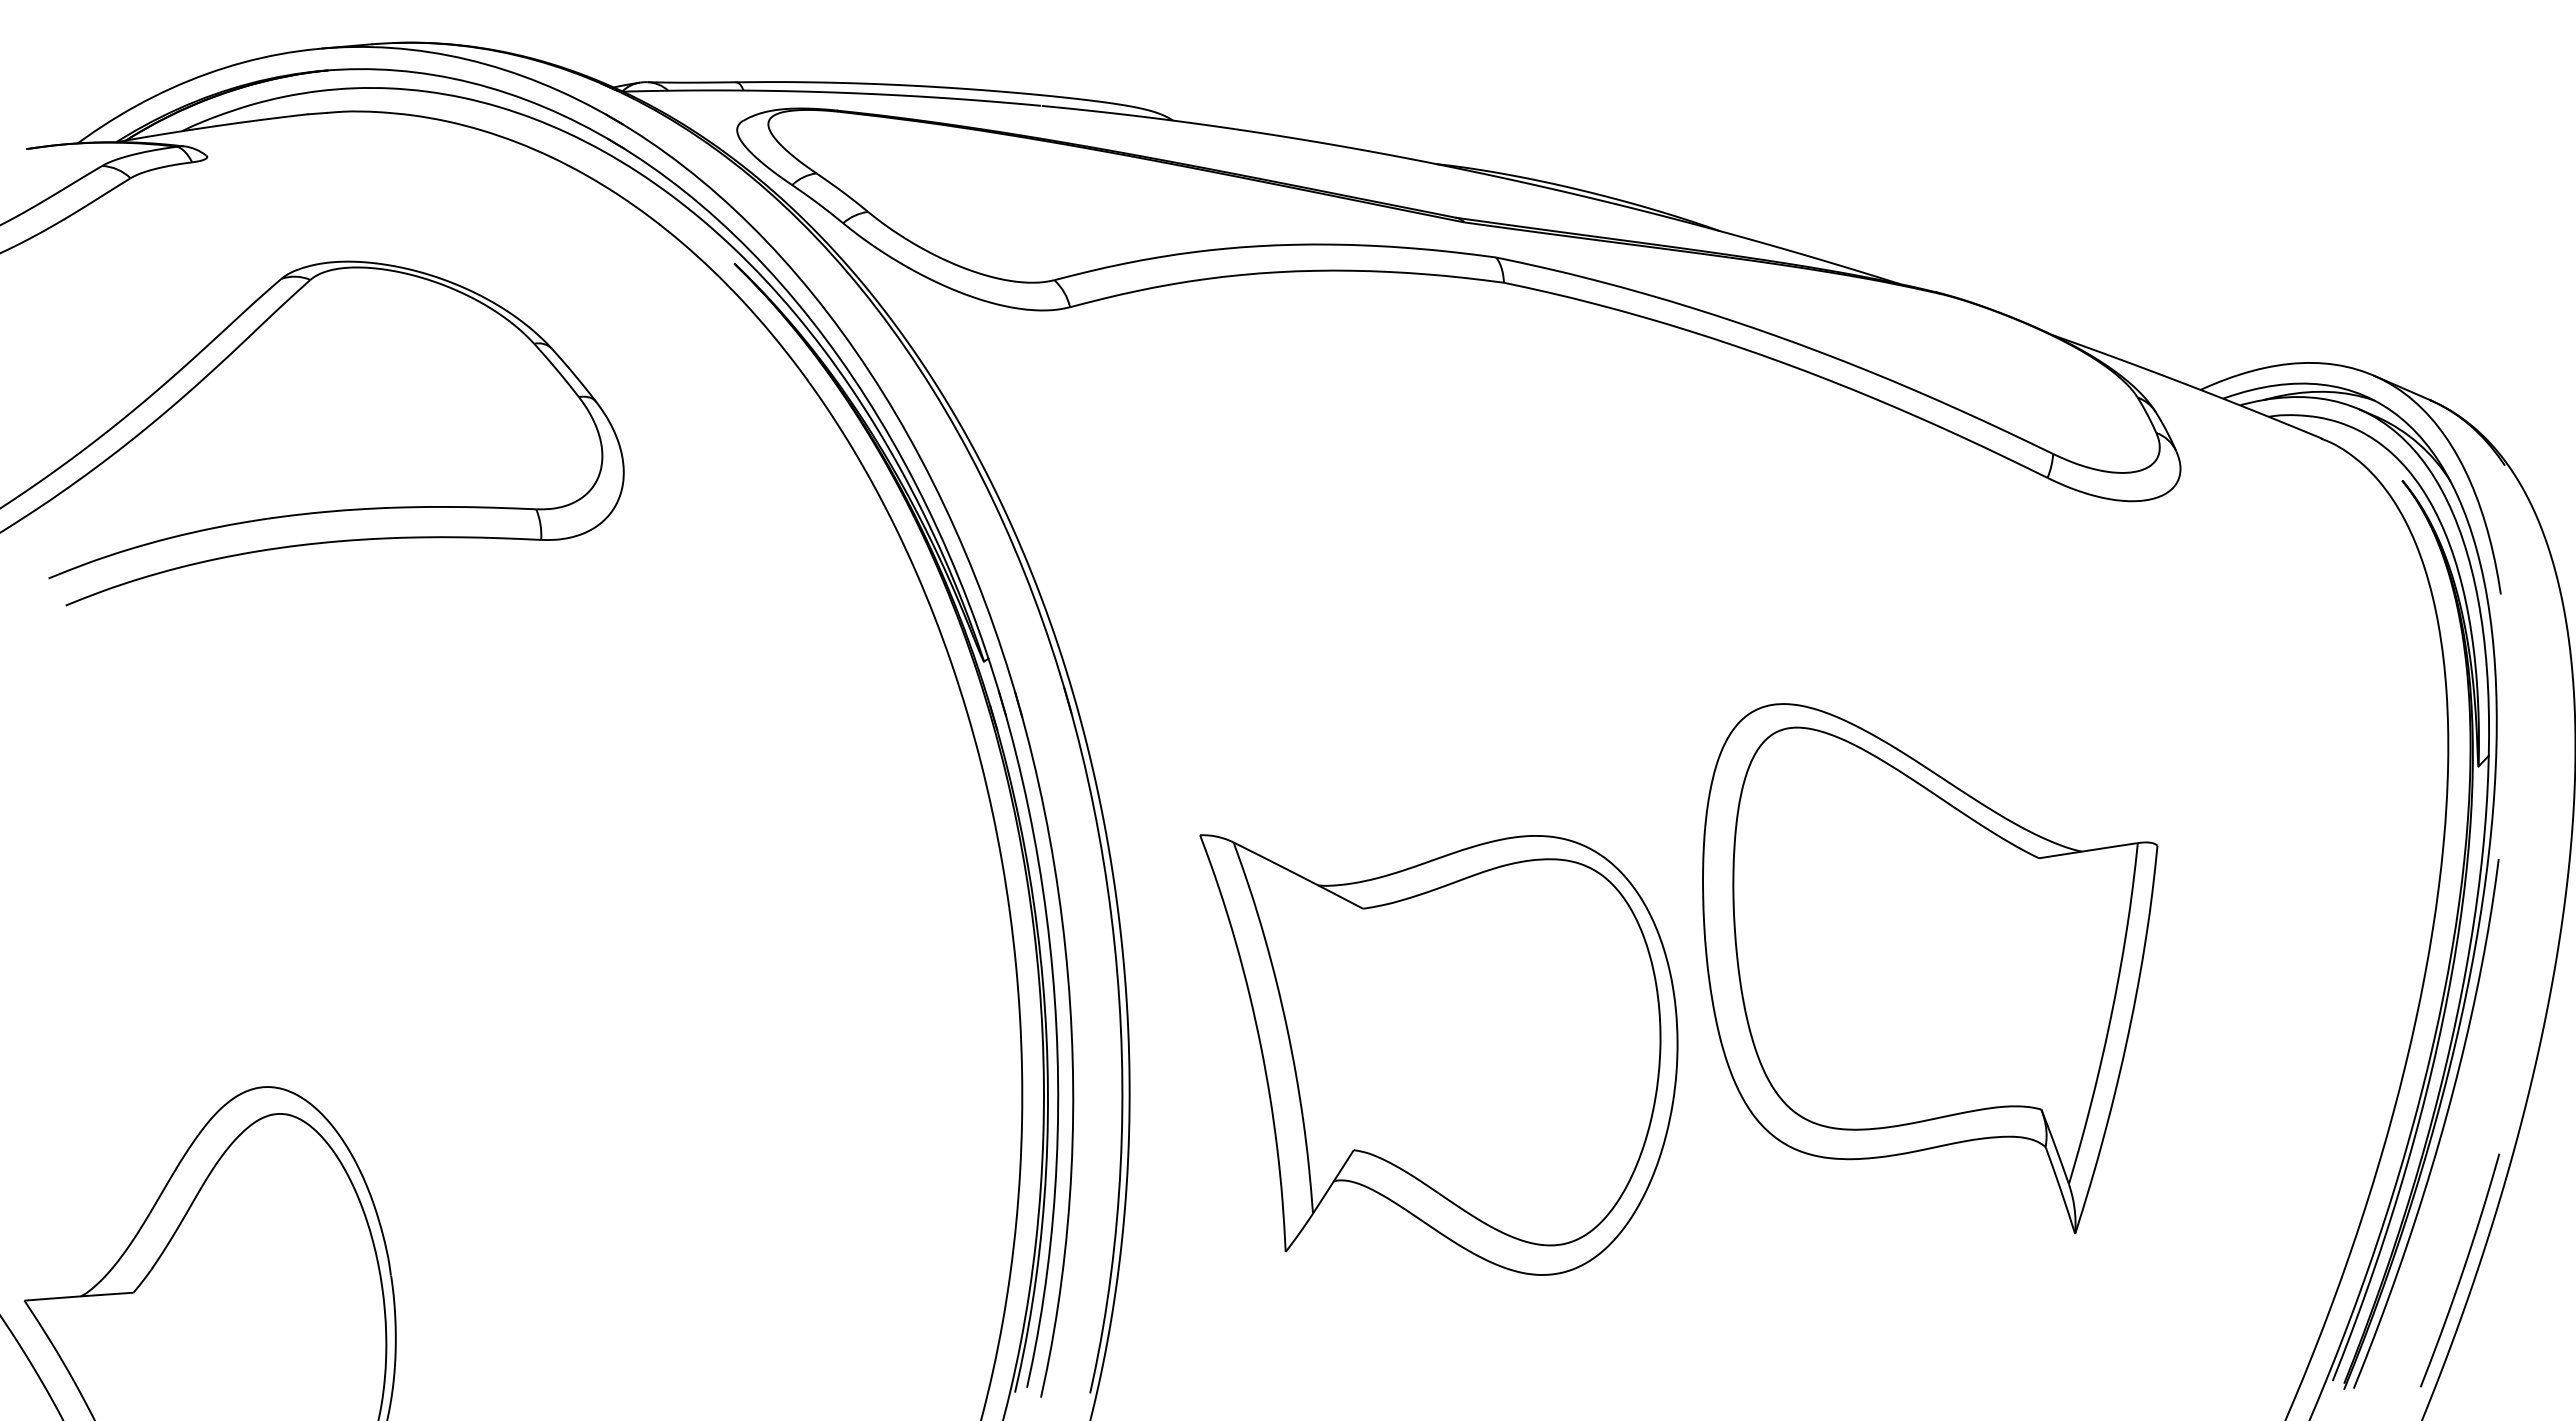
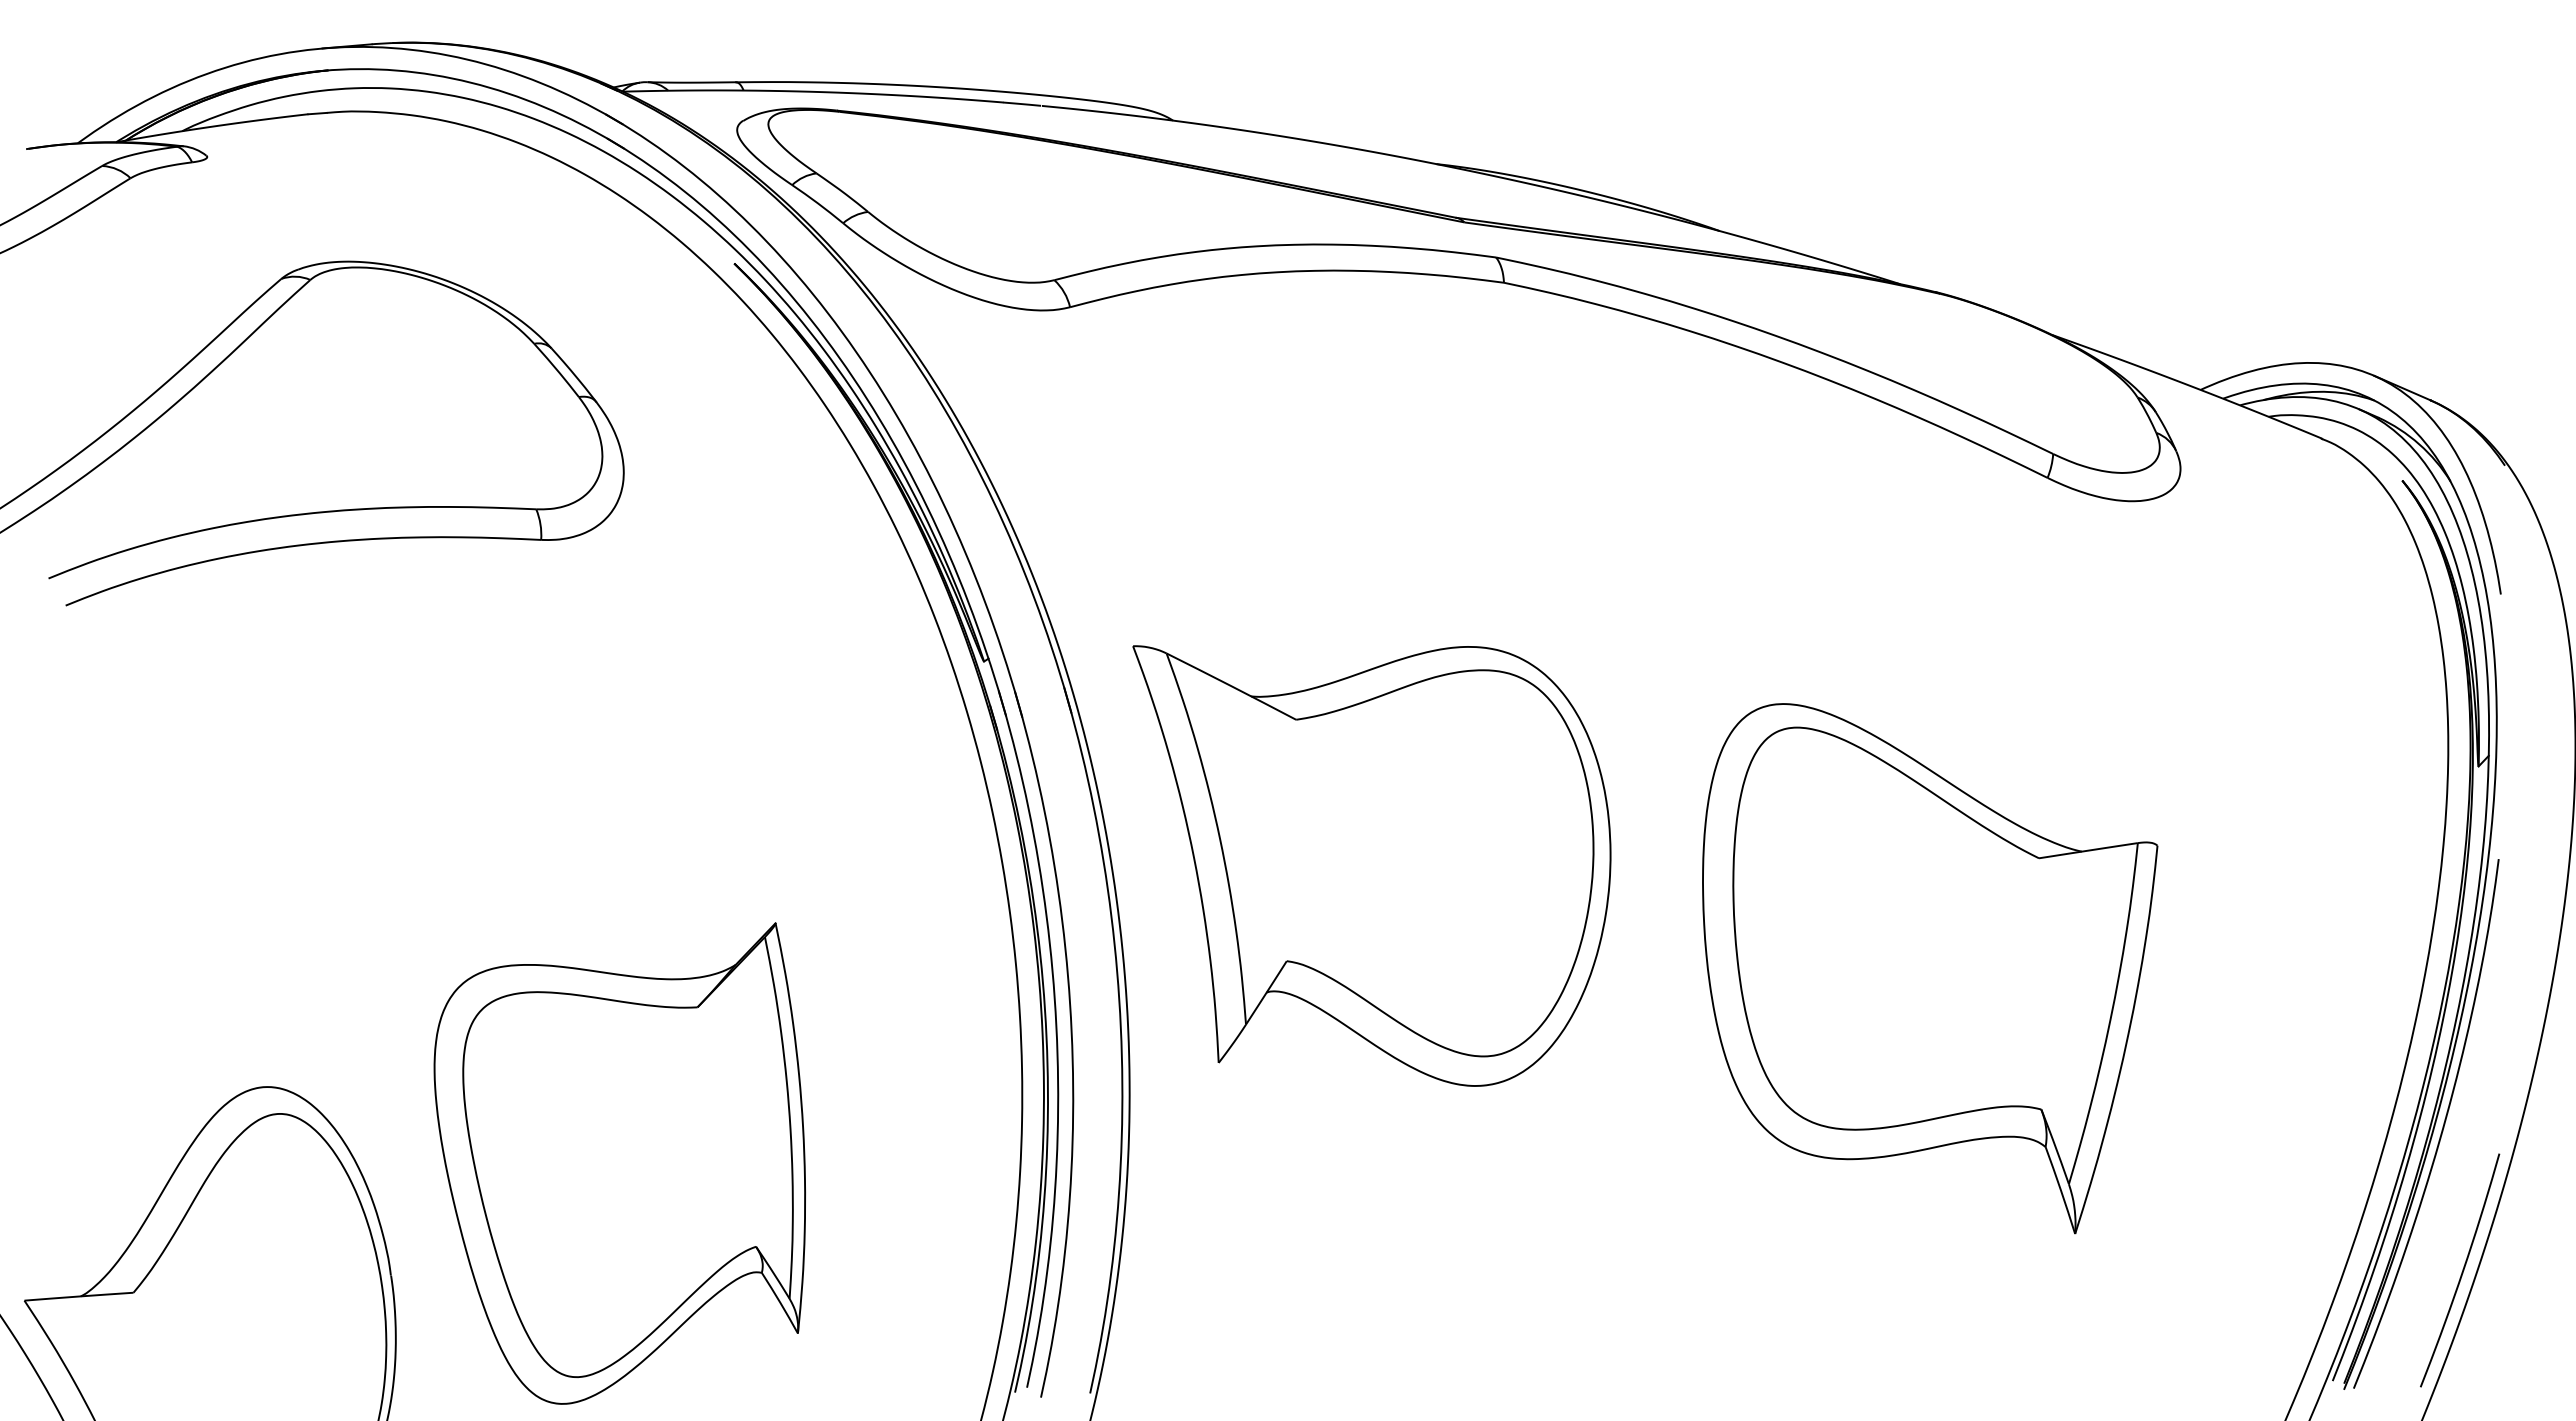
part position: (1438, 1054) -> (1371, 865) (1371, 865)
part: none -> present (619, 1163)
